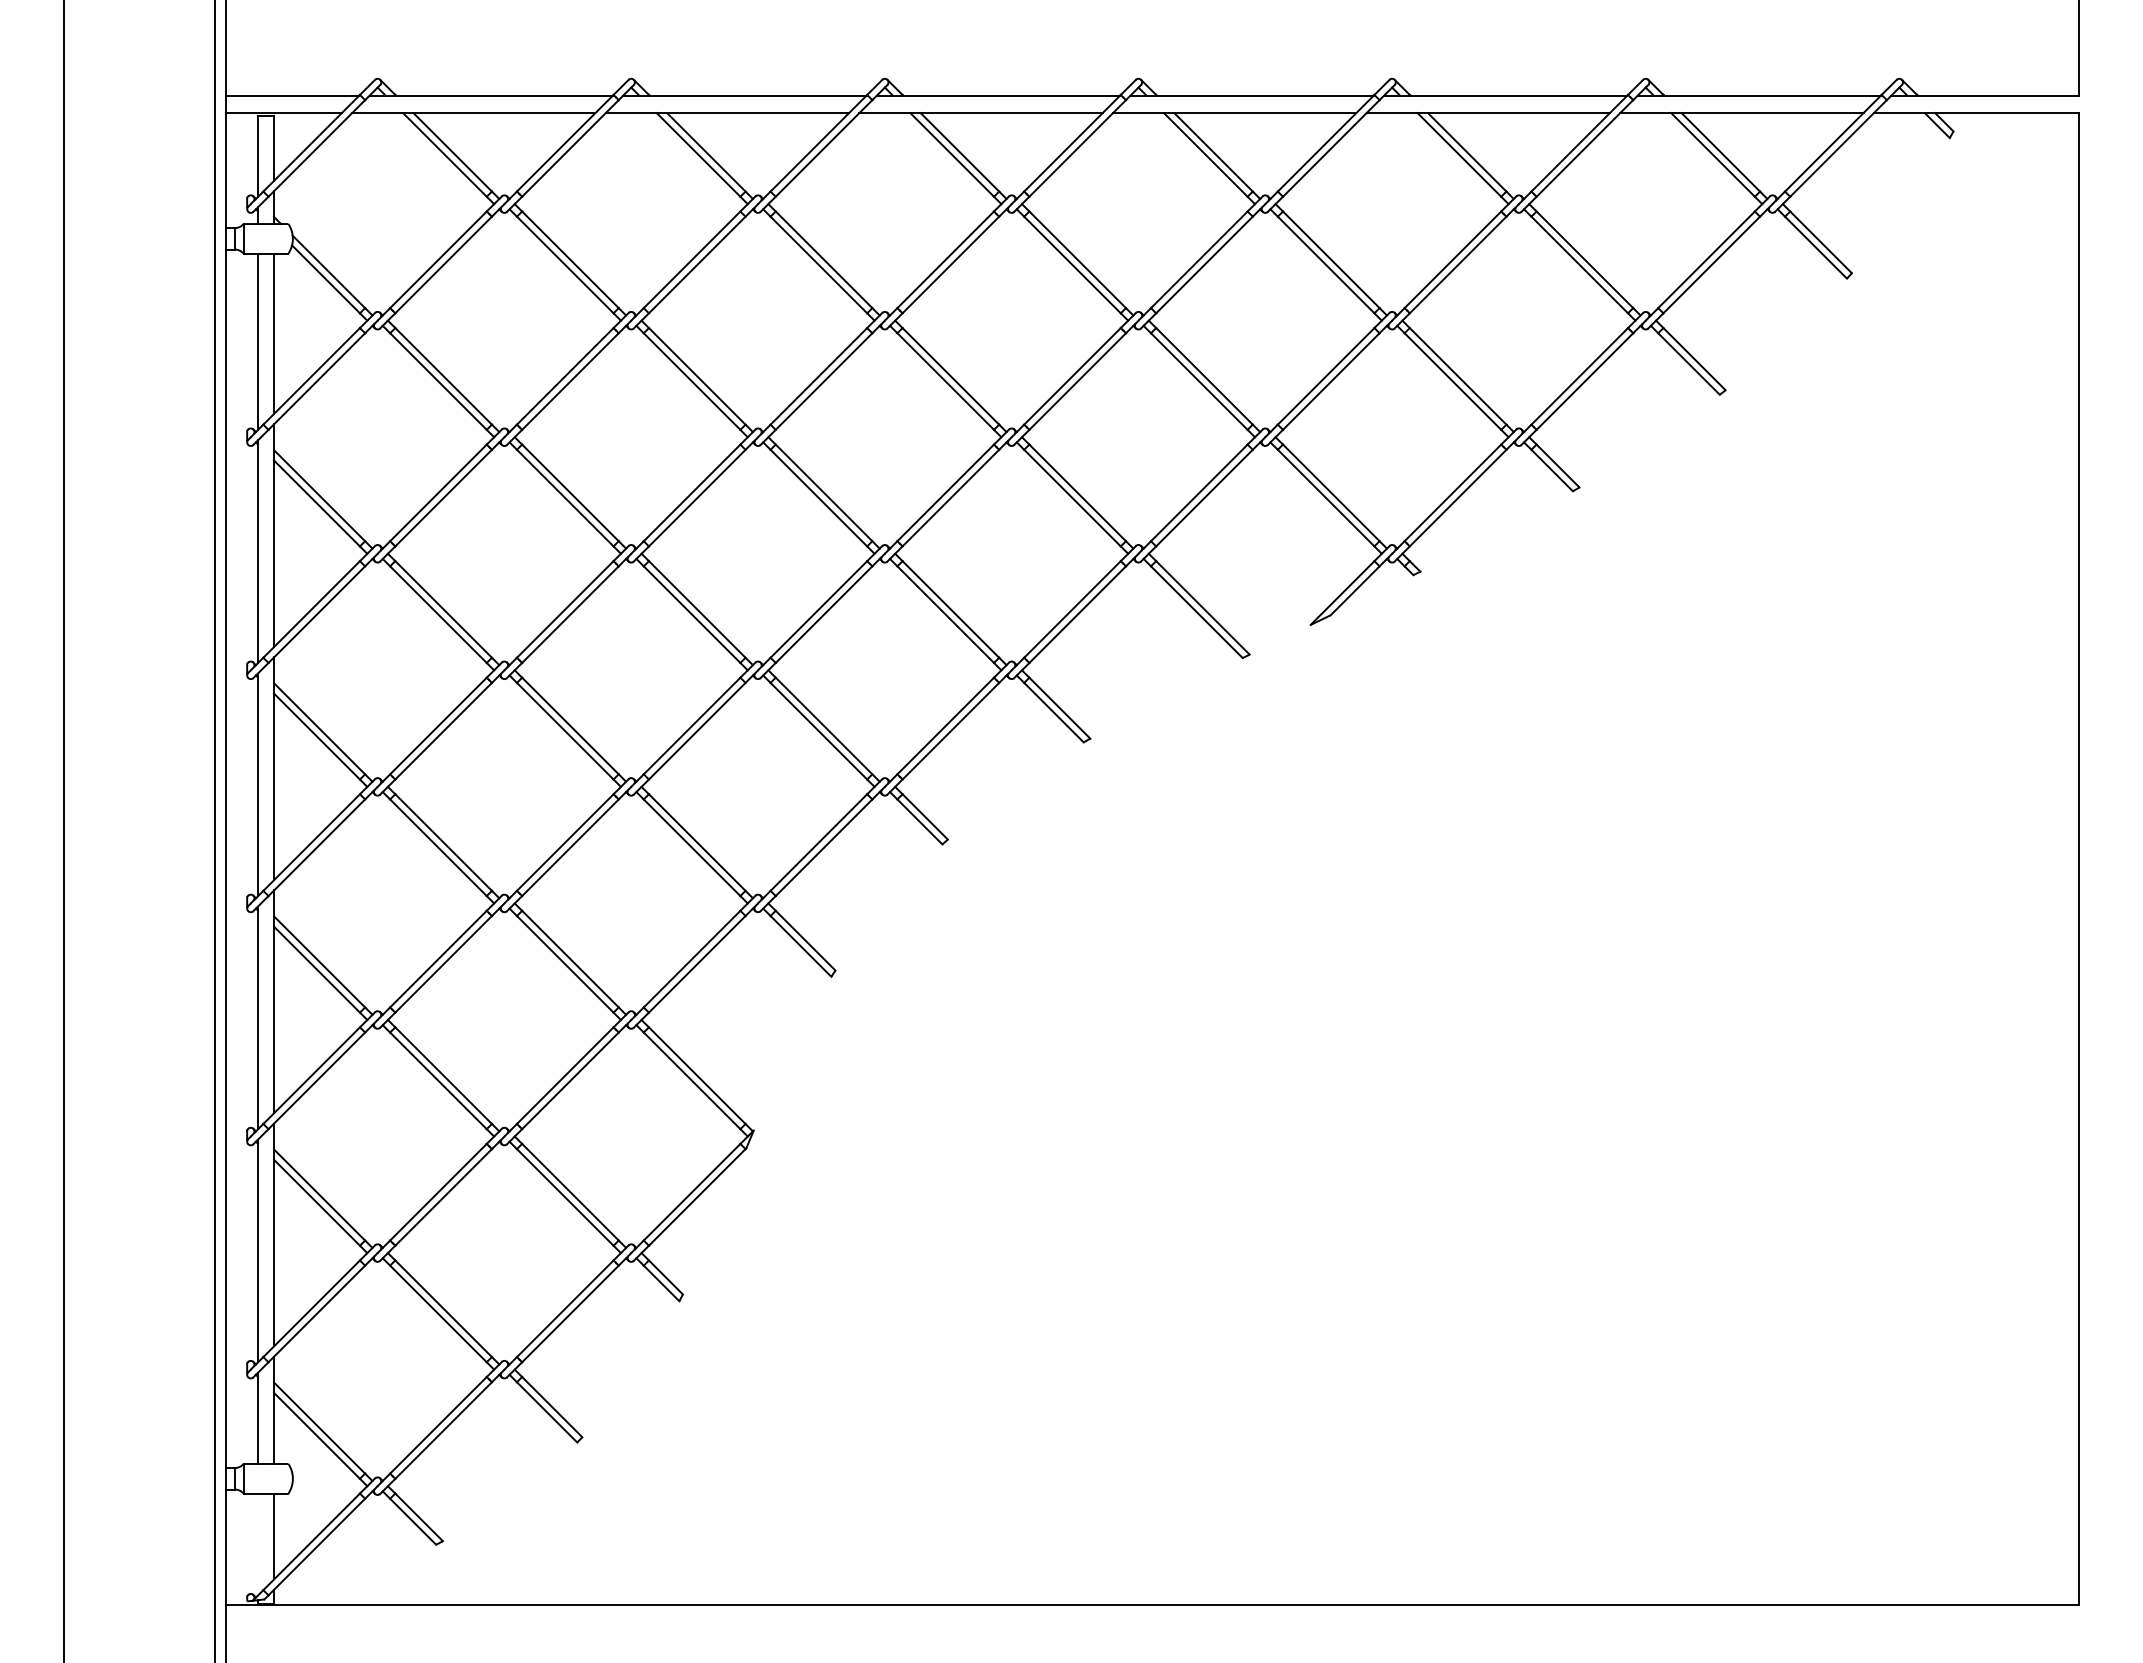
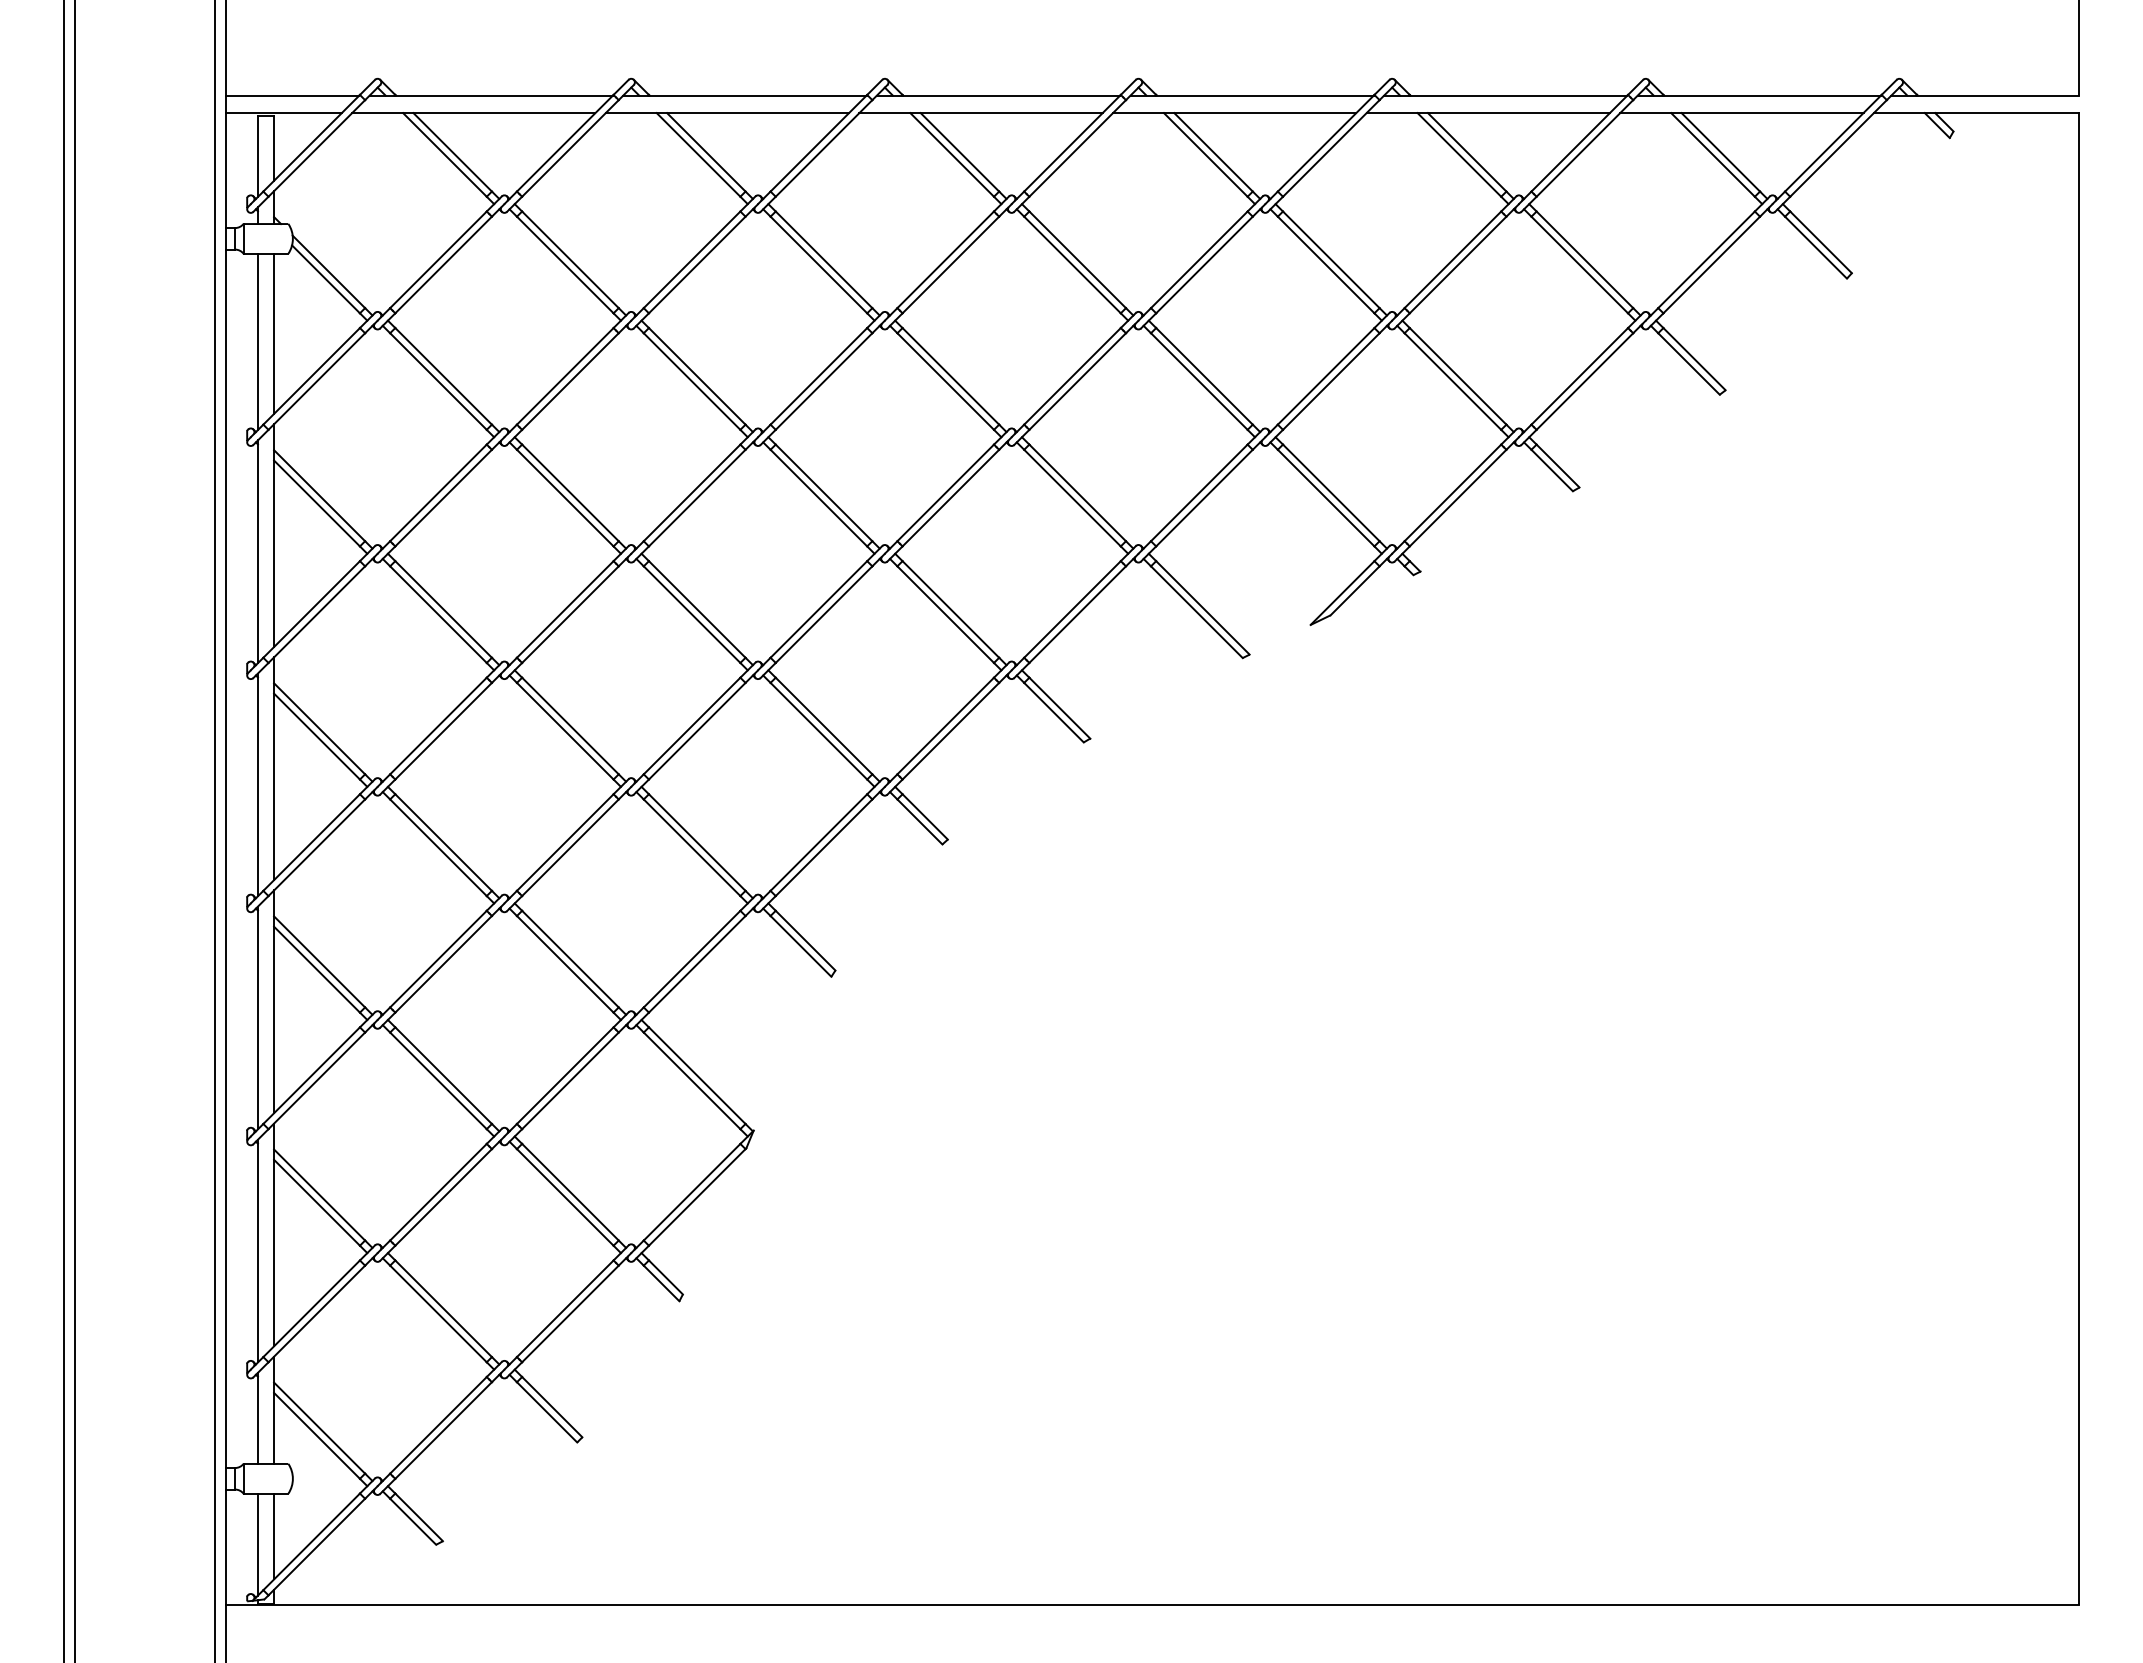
line: none -> present (75, 830)
line: none -> present (257, 1544)
